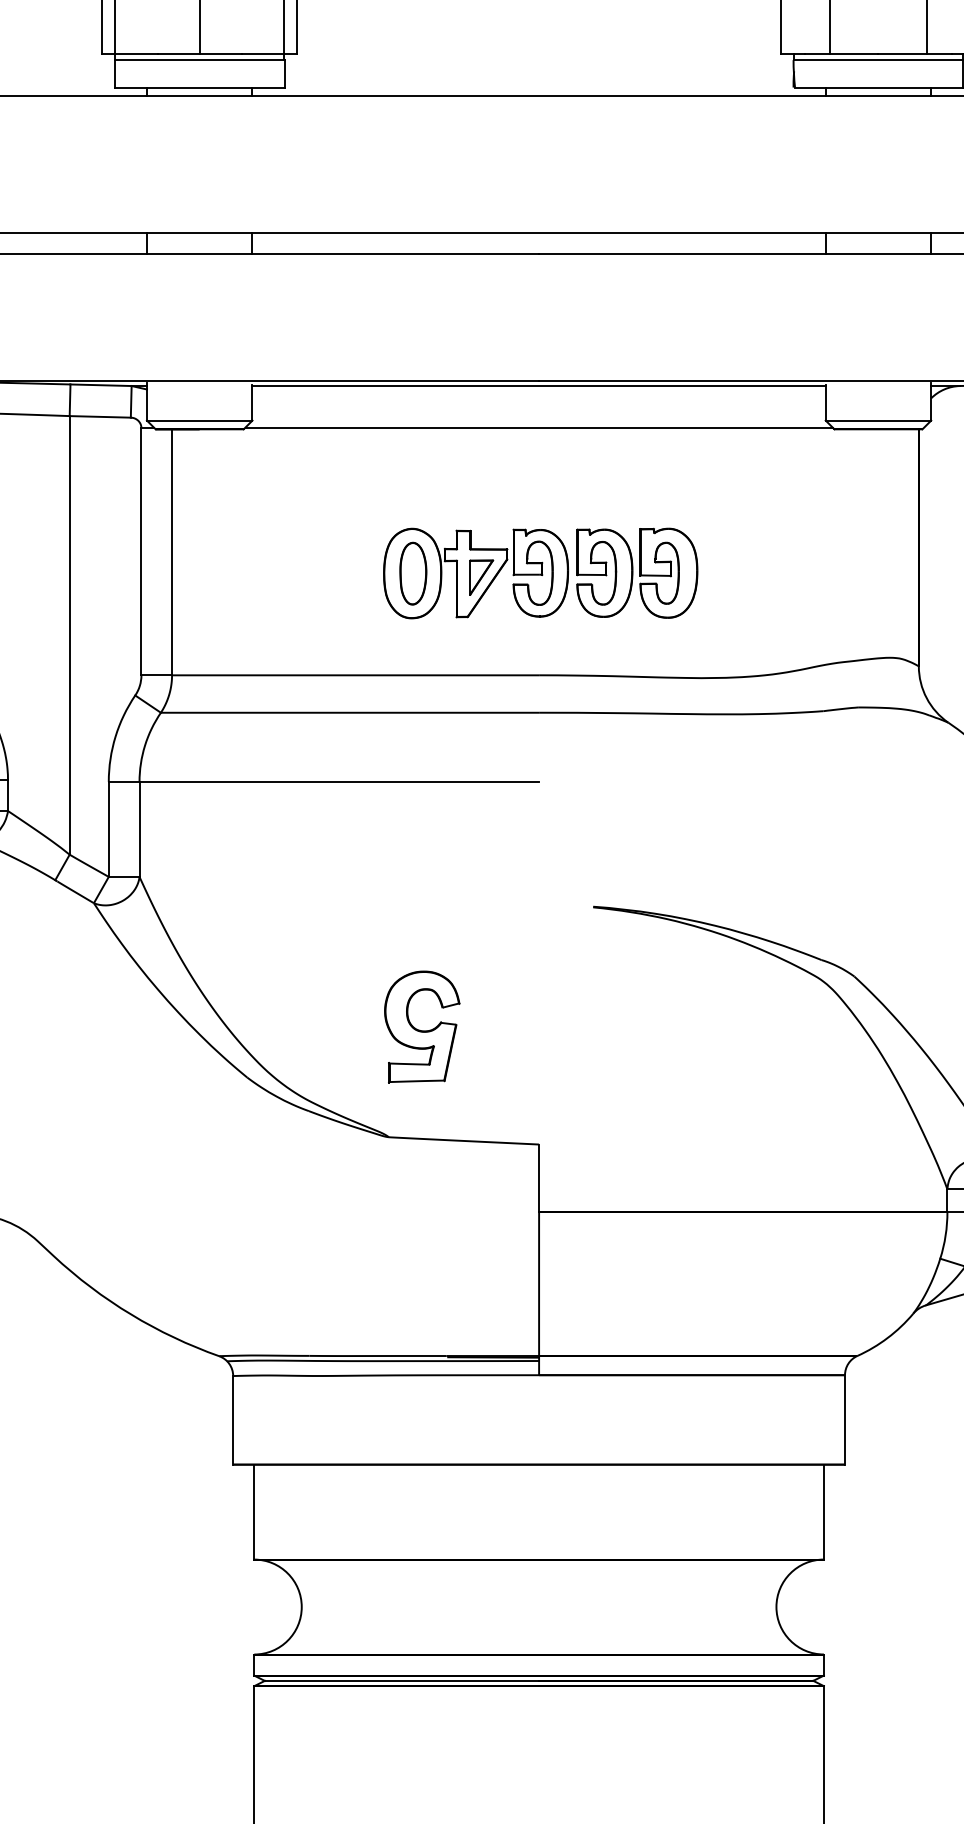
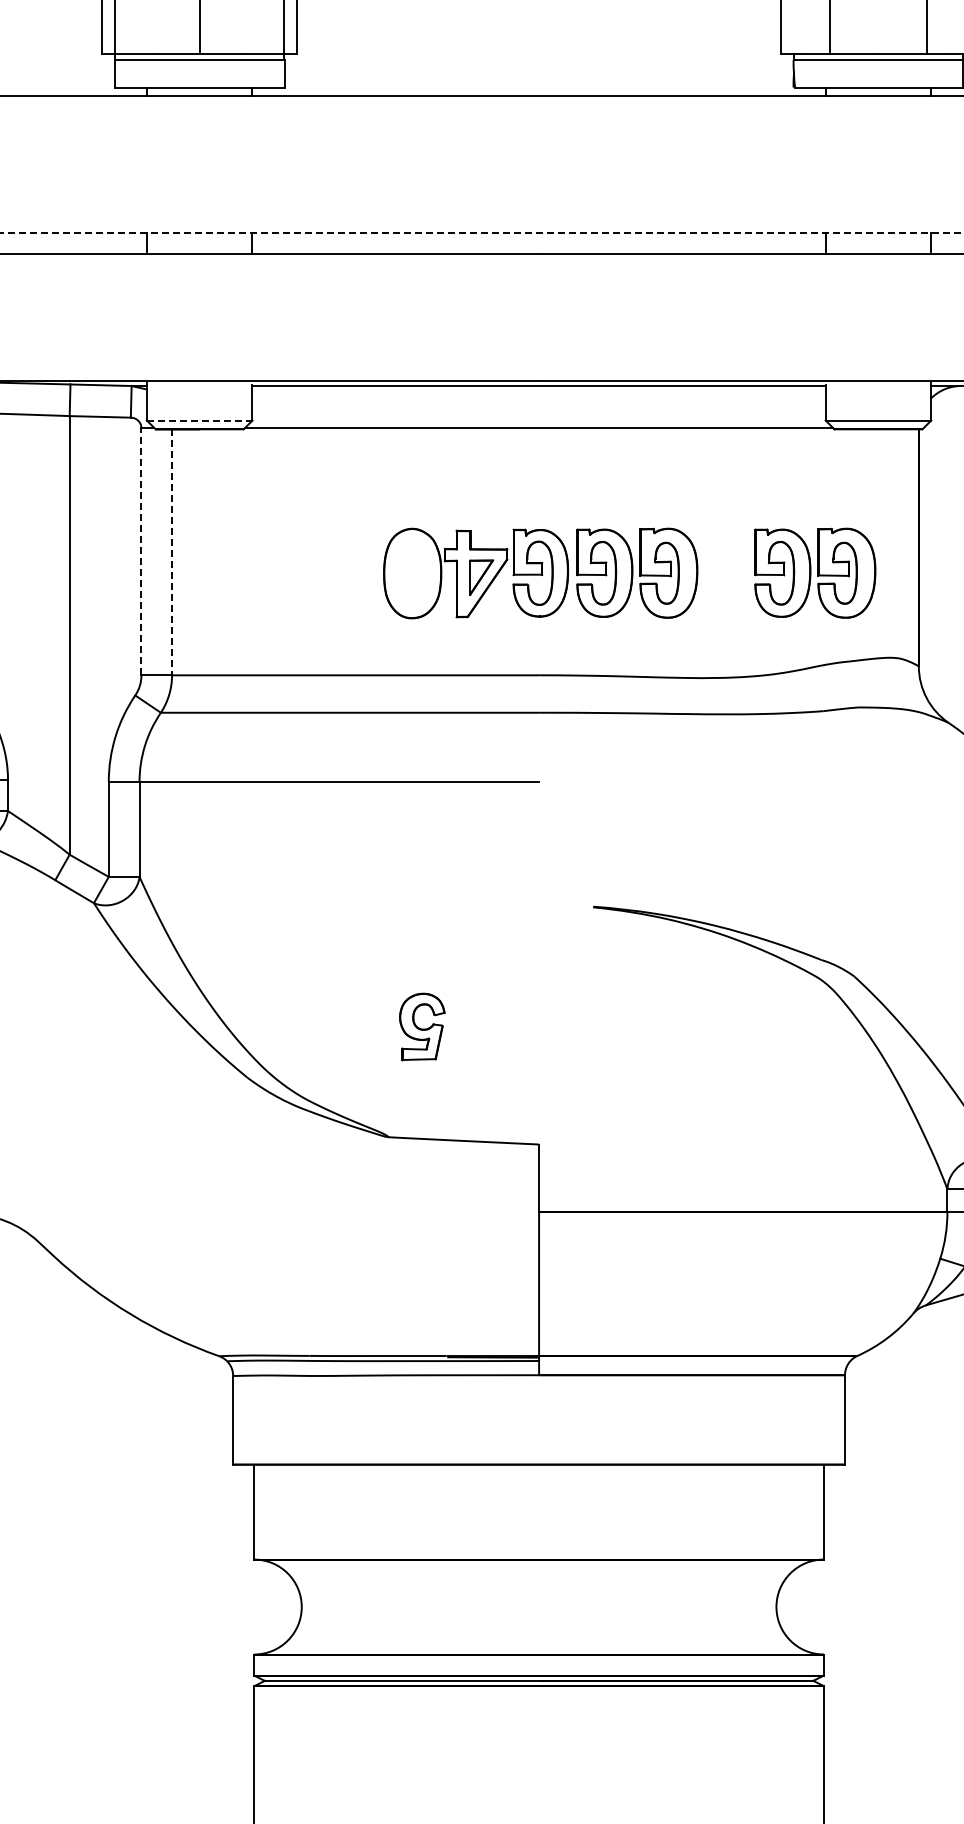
line: solid -> dashed (481, 233)
line: solid -> dashed (199, 420)
line: solid -> dashed (141, 551)
line: solid -> dashed (172, 552)
part: none -> present (815, 572)
part: present -> none (413, 573)
part size: 77x114 px -> 47x70 px (422, 1026)
